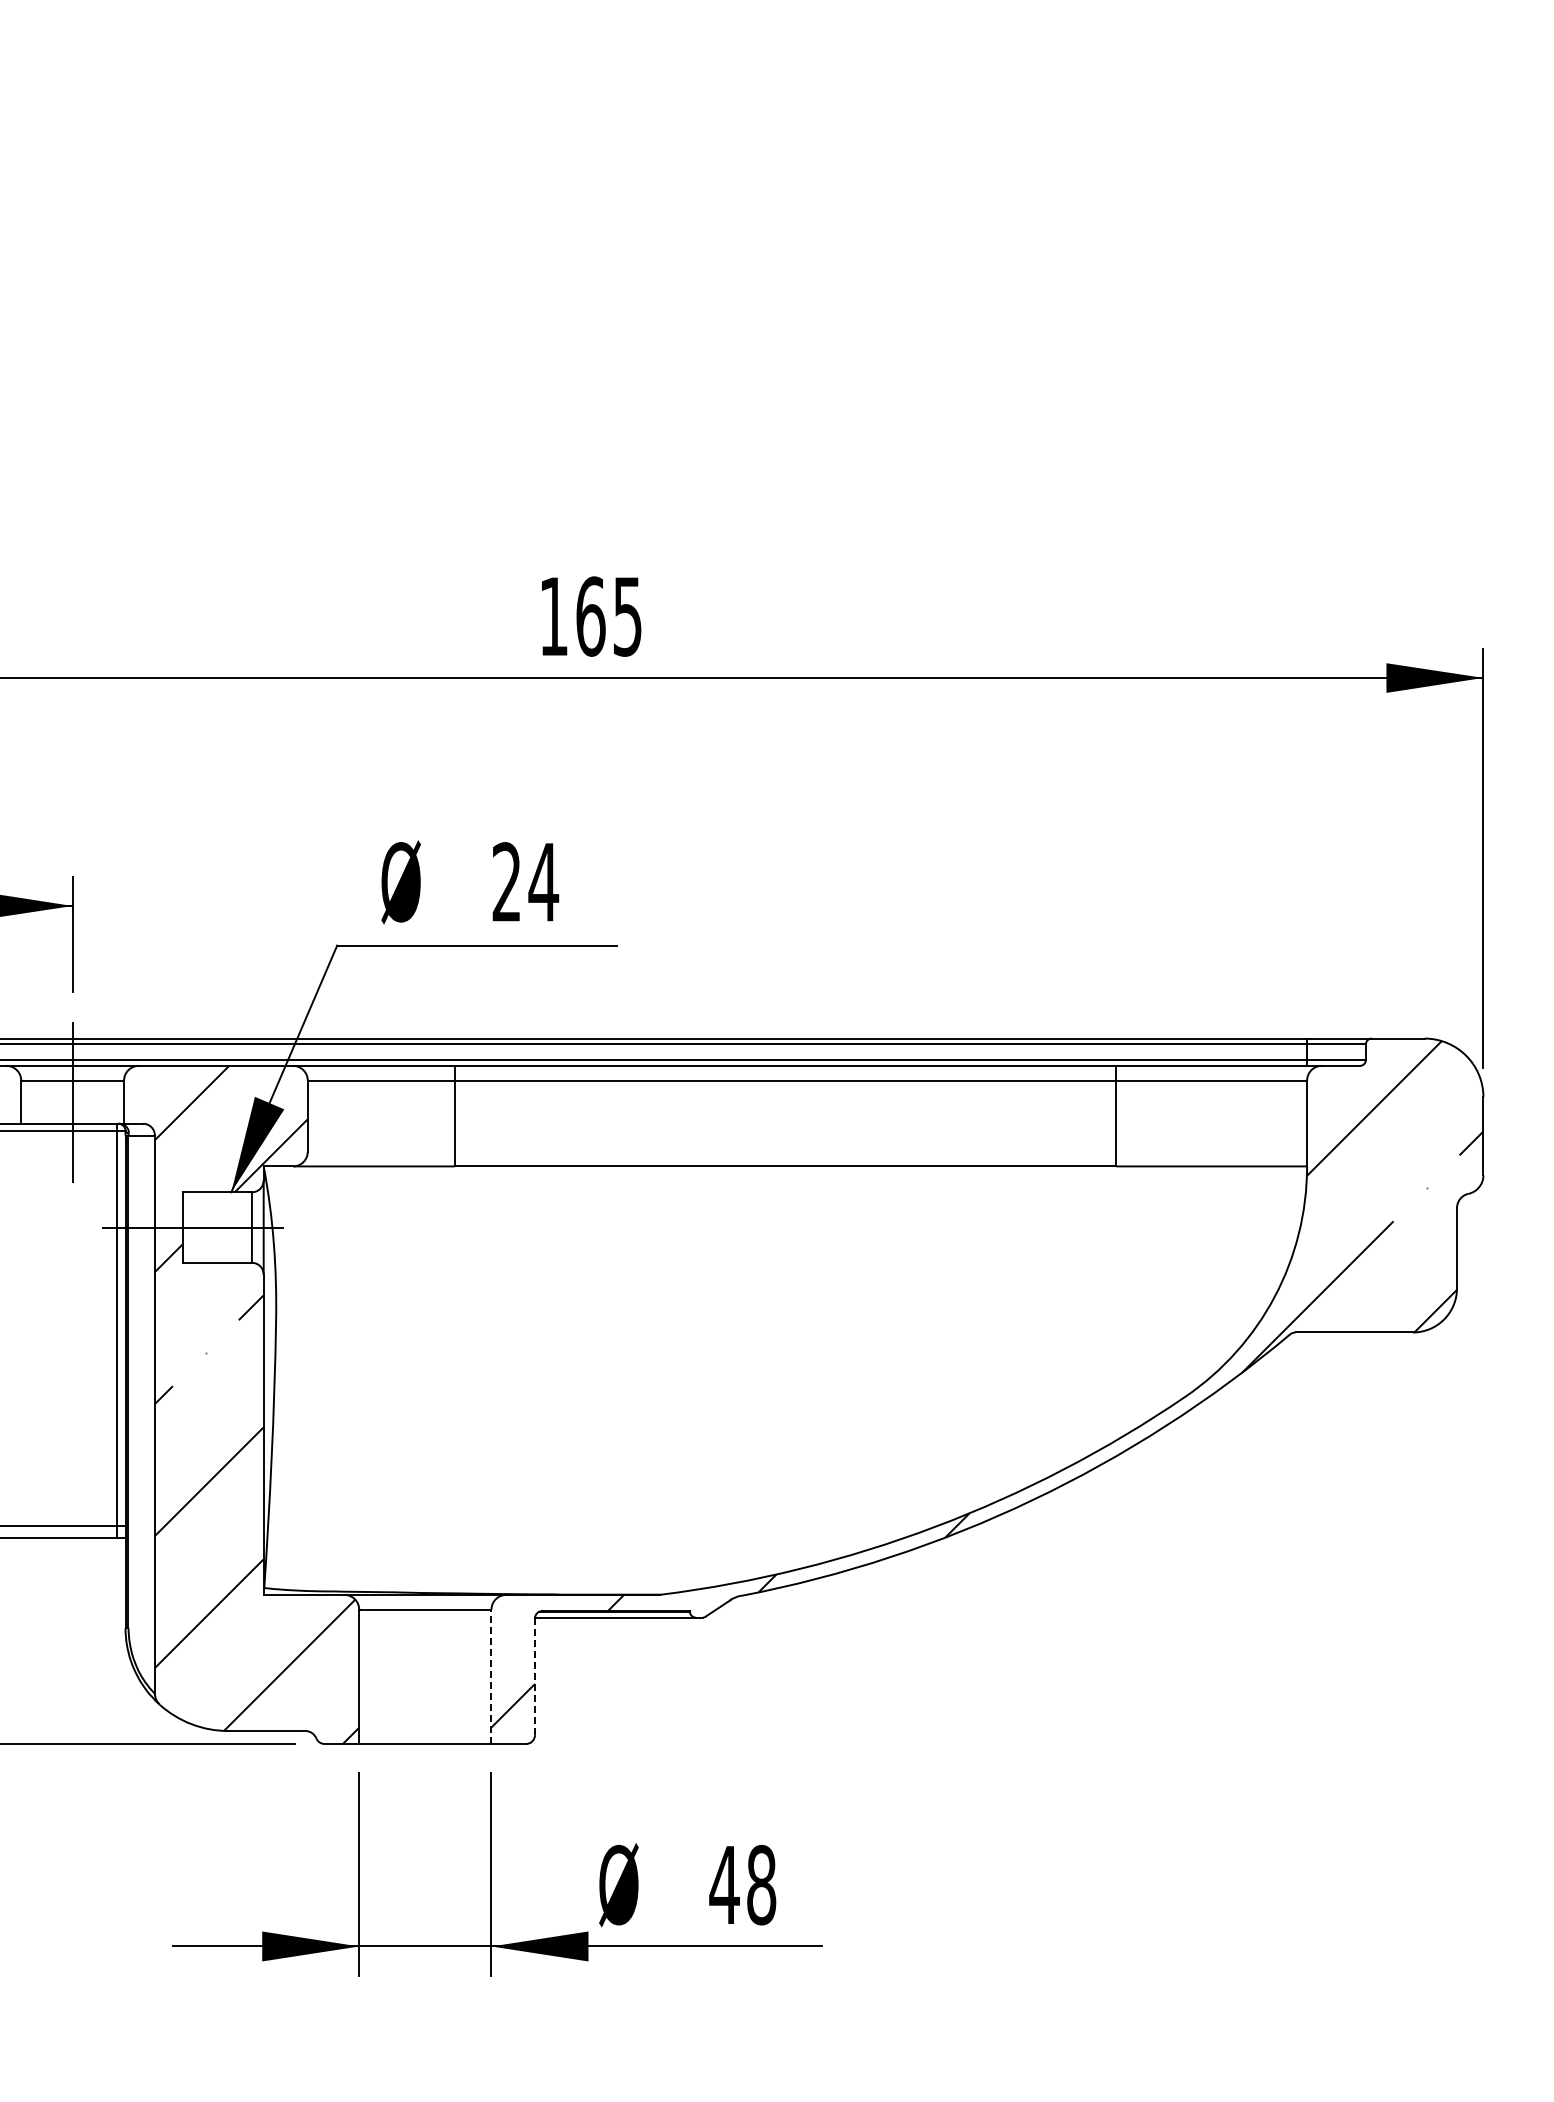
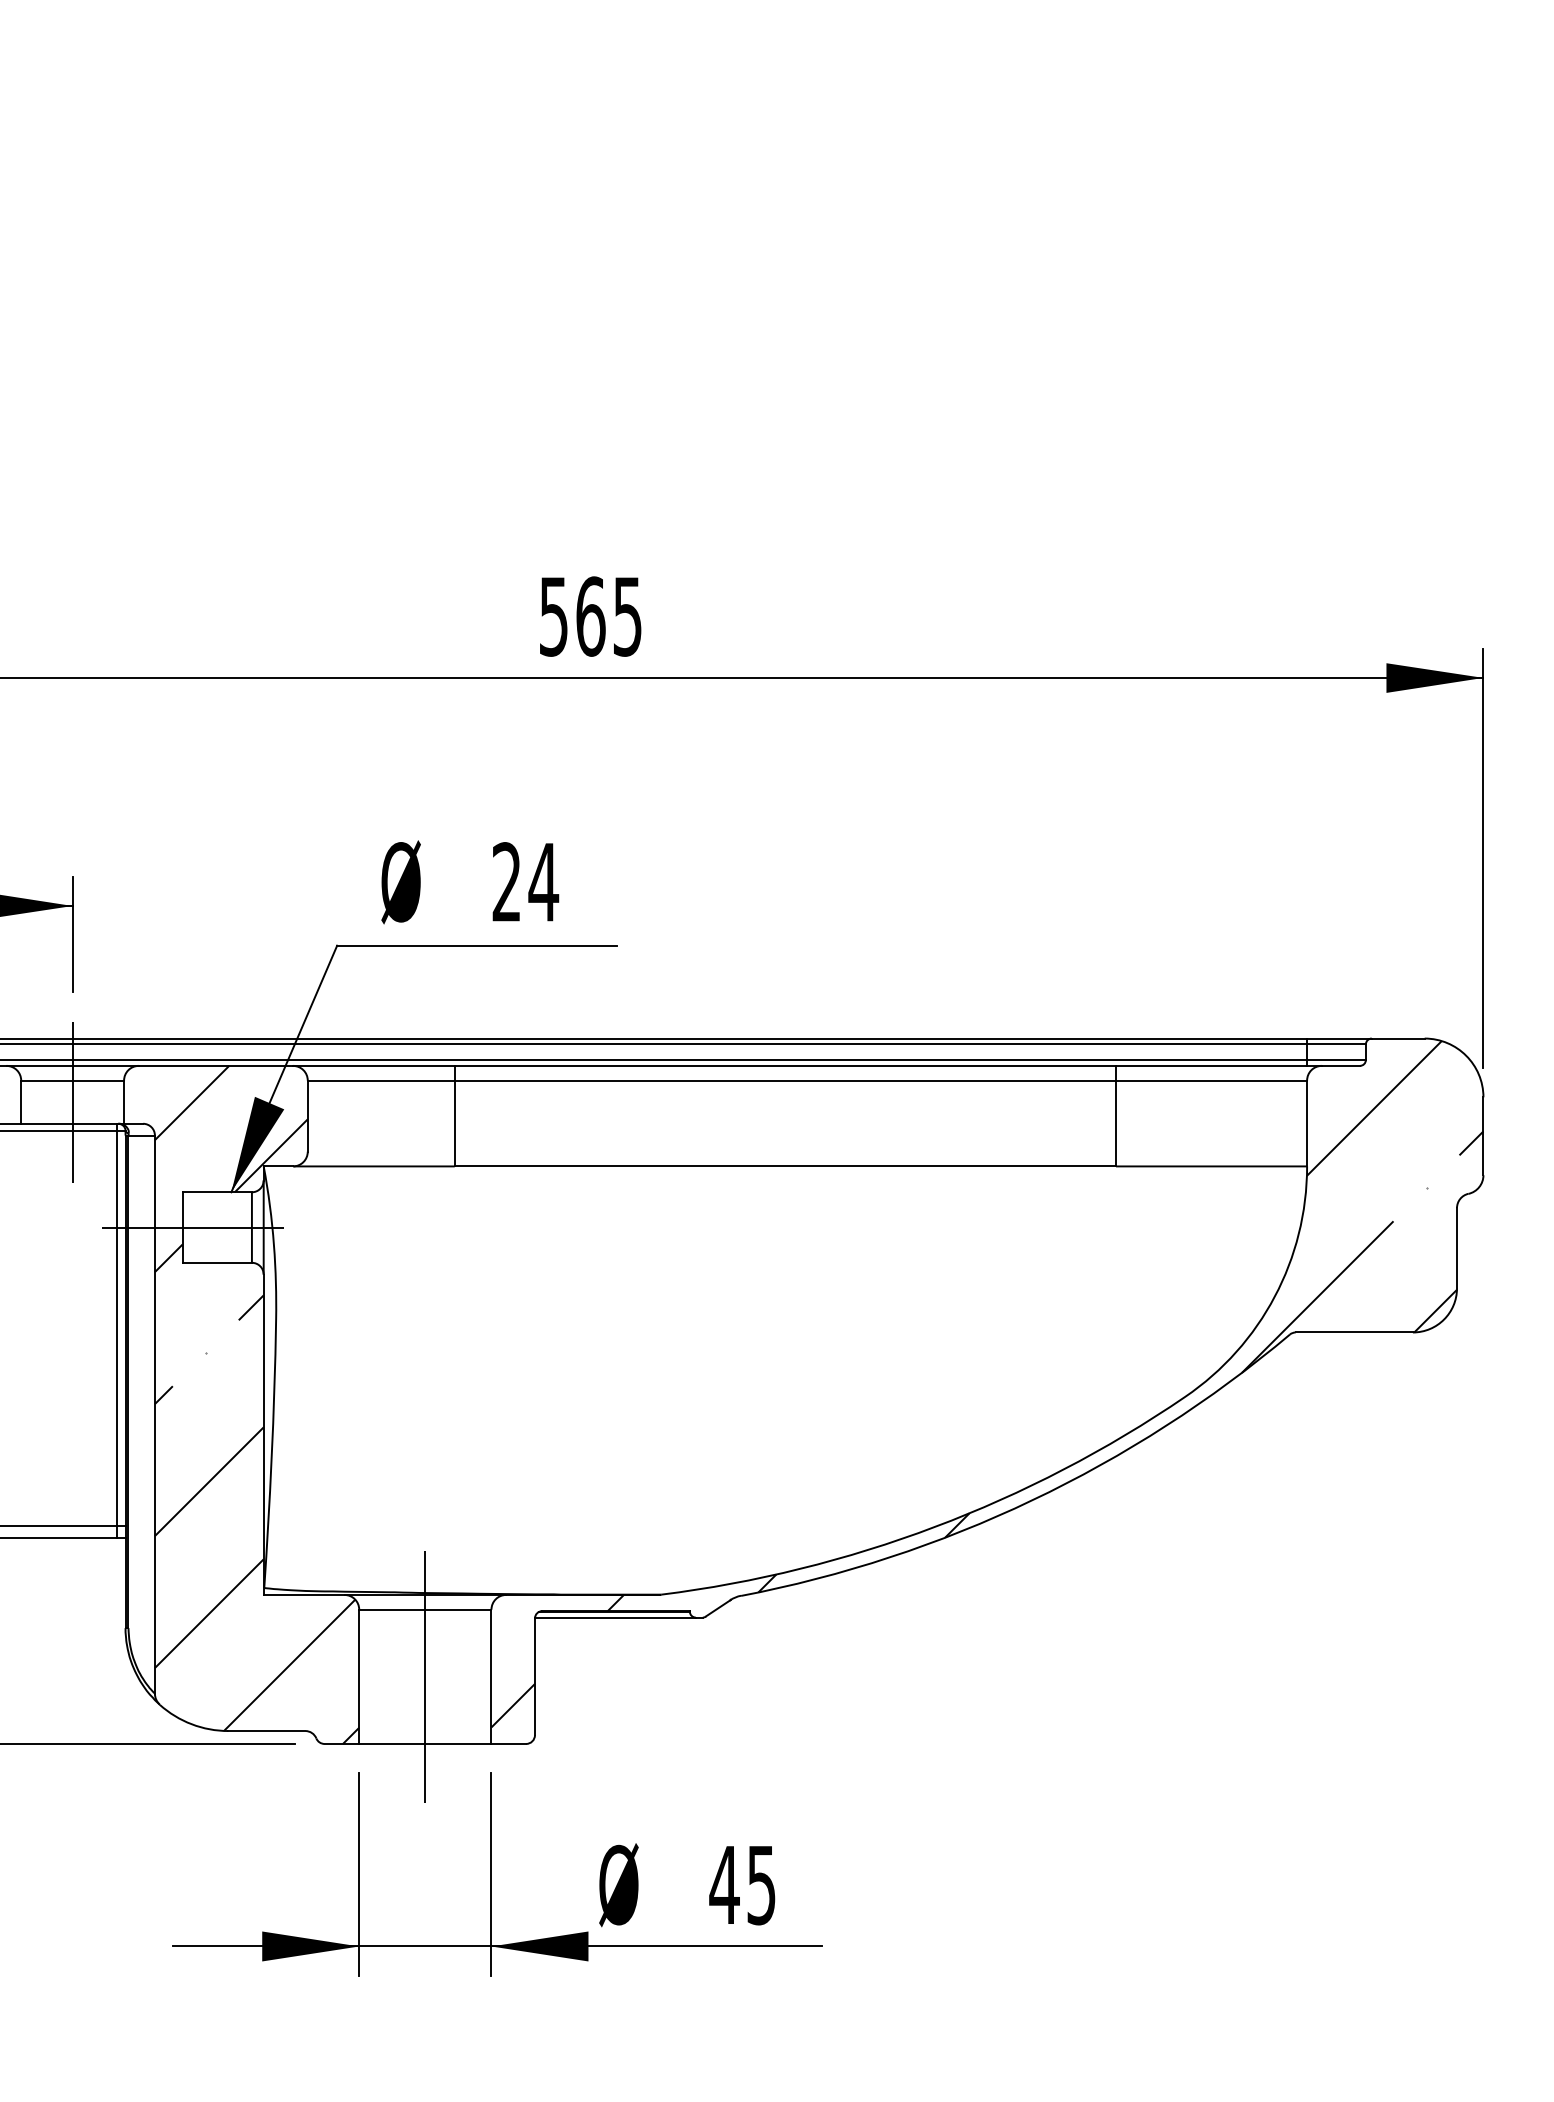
text: 165 -> 565 (553, 616)
line: none -> present (425, 1676)
line: dashed -> solid (491, 1676)
line: dashed -> solid (534, 1677)
text: 48 -> 45 (761, 1884)
